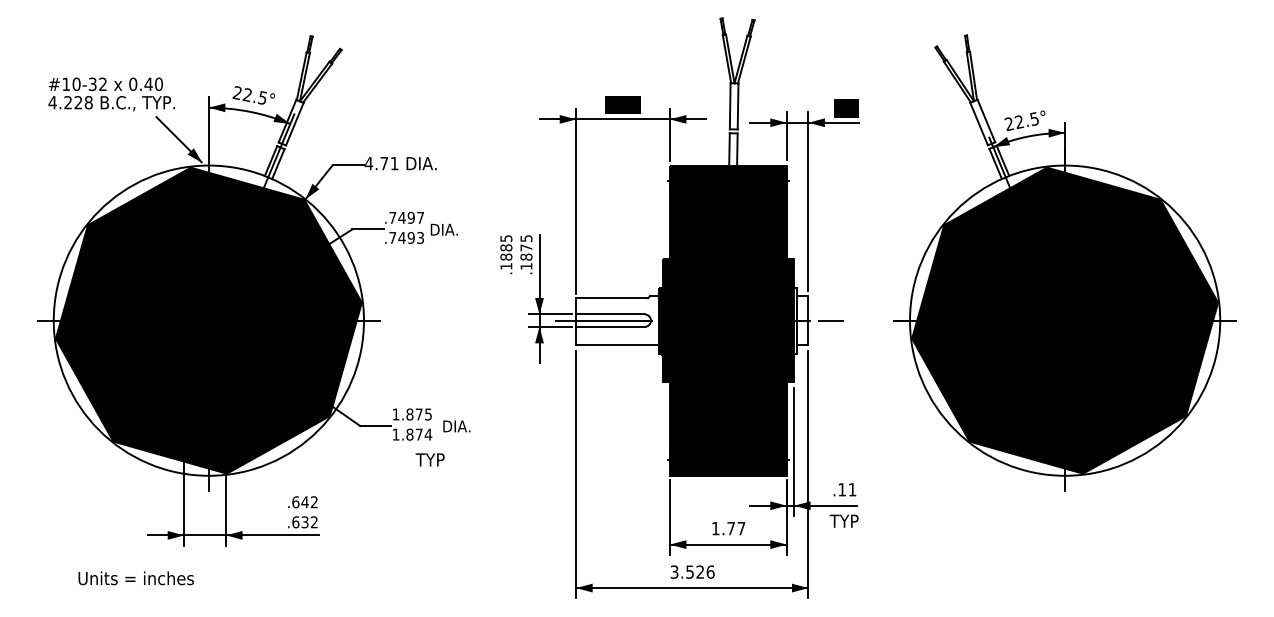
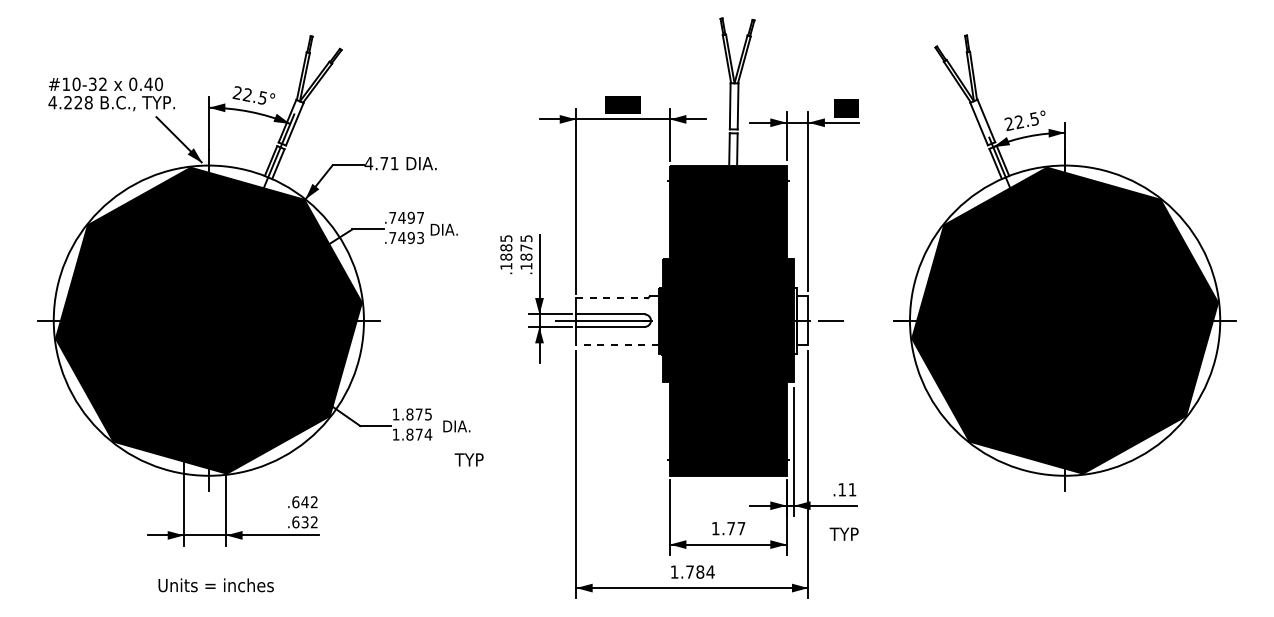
line: solid -> dashed (612, 298)
line: solid -> dashed (616, 345)
text position: (429, 459) -> (468, 459) (468, 459)
text position: (843, 520) -> (843, 533) (843, 533)
text: 3.526 -> 1.784 (692, 571)
text position: (135, 578) -> (215, 585) (215, 585)
